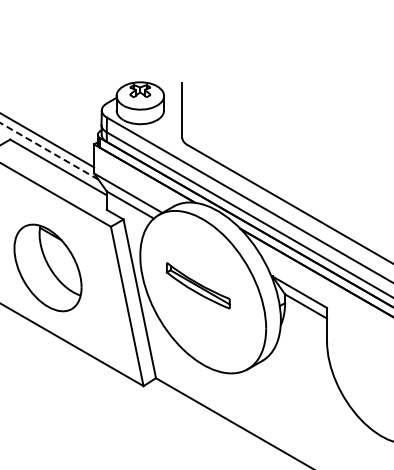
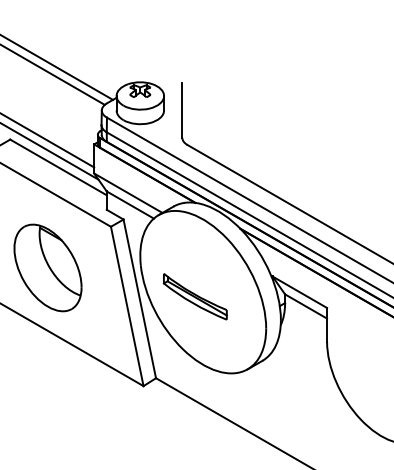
line: none -> present (57, 67)
line: none -> present (53, 74)
line: dashed -> solid (49, 151)
part position: (197, 285) -> (194, 296) (194, 296)
